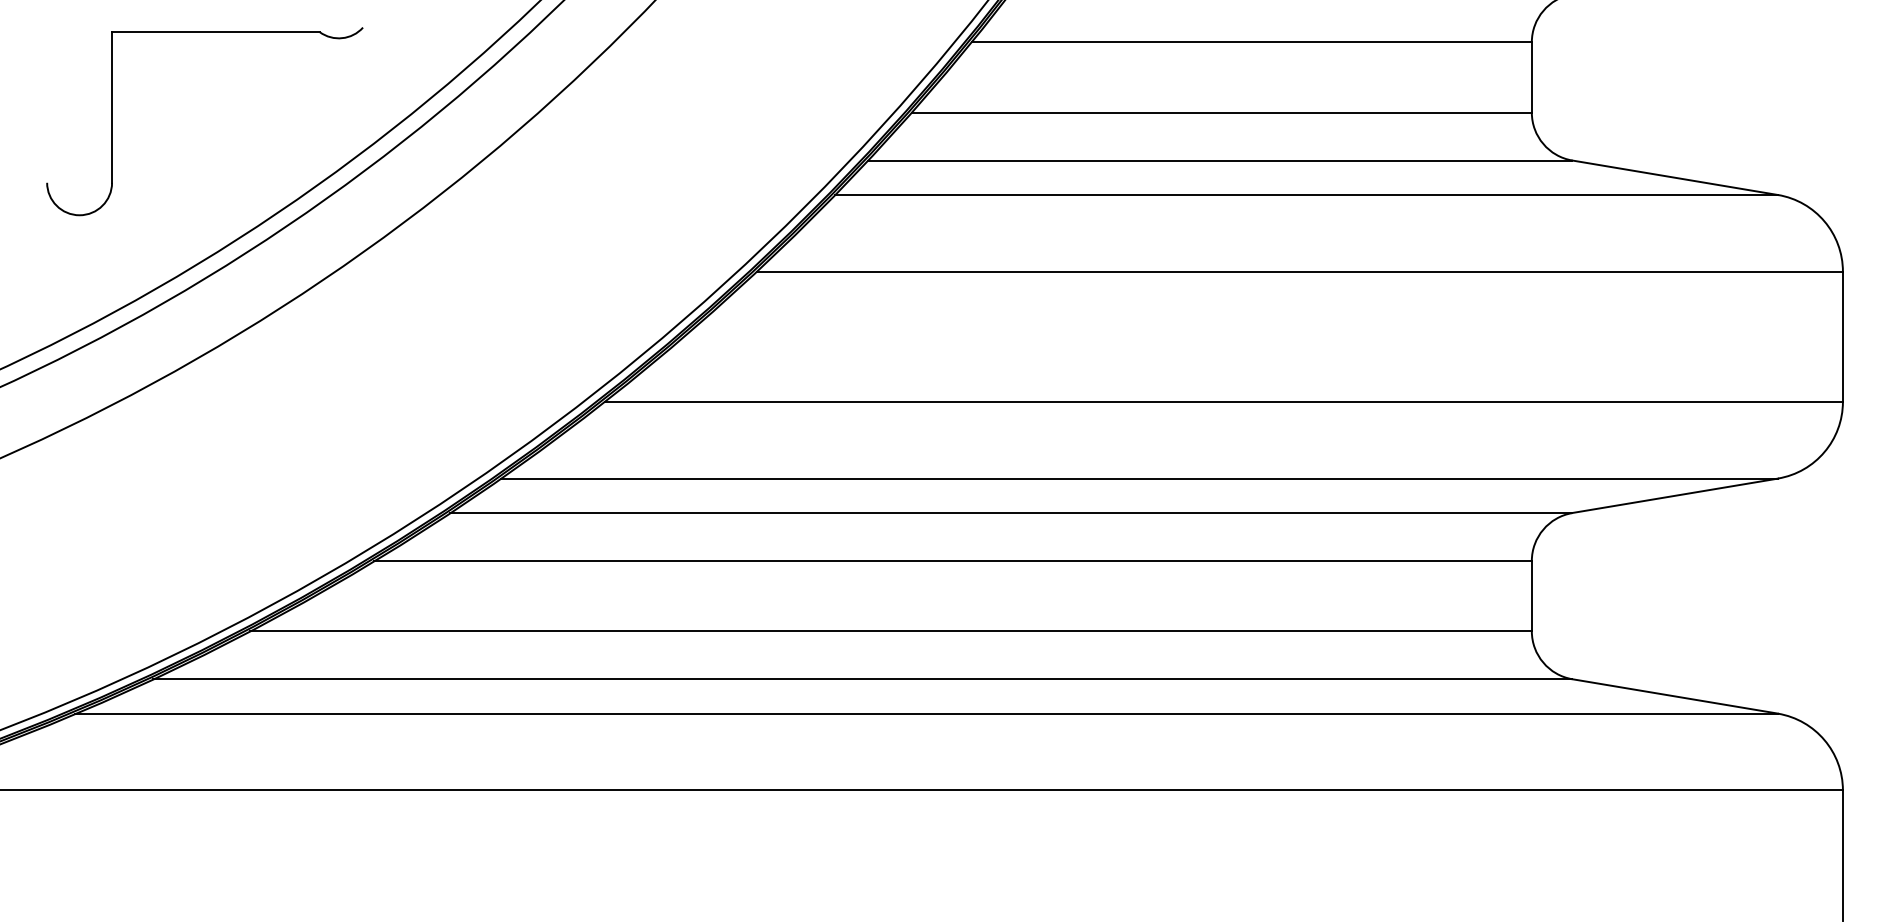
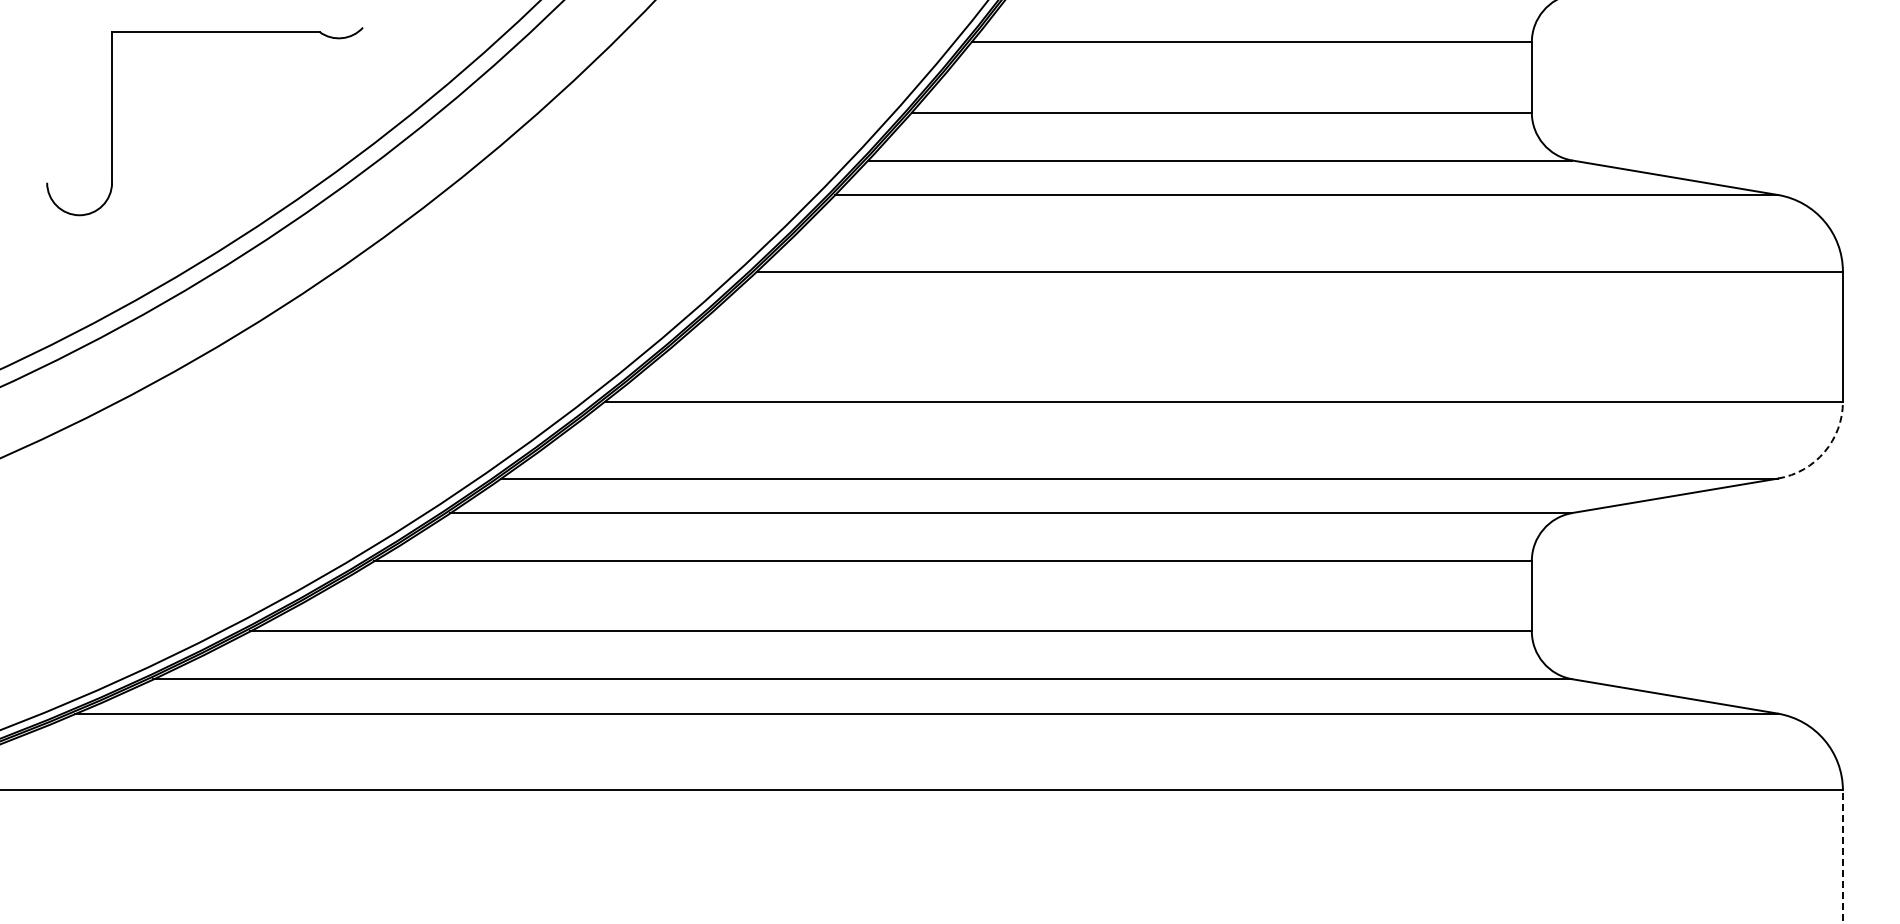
arc: solid -> dashed (1824, 452)
line: solid -> dashed (1843, 854)
